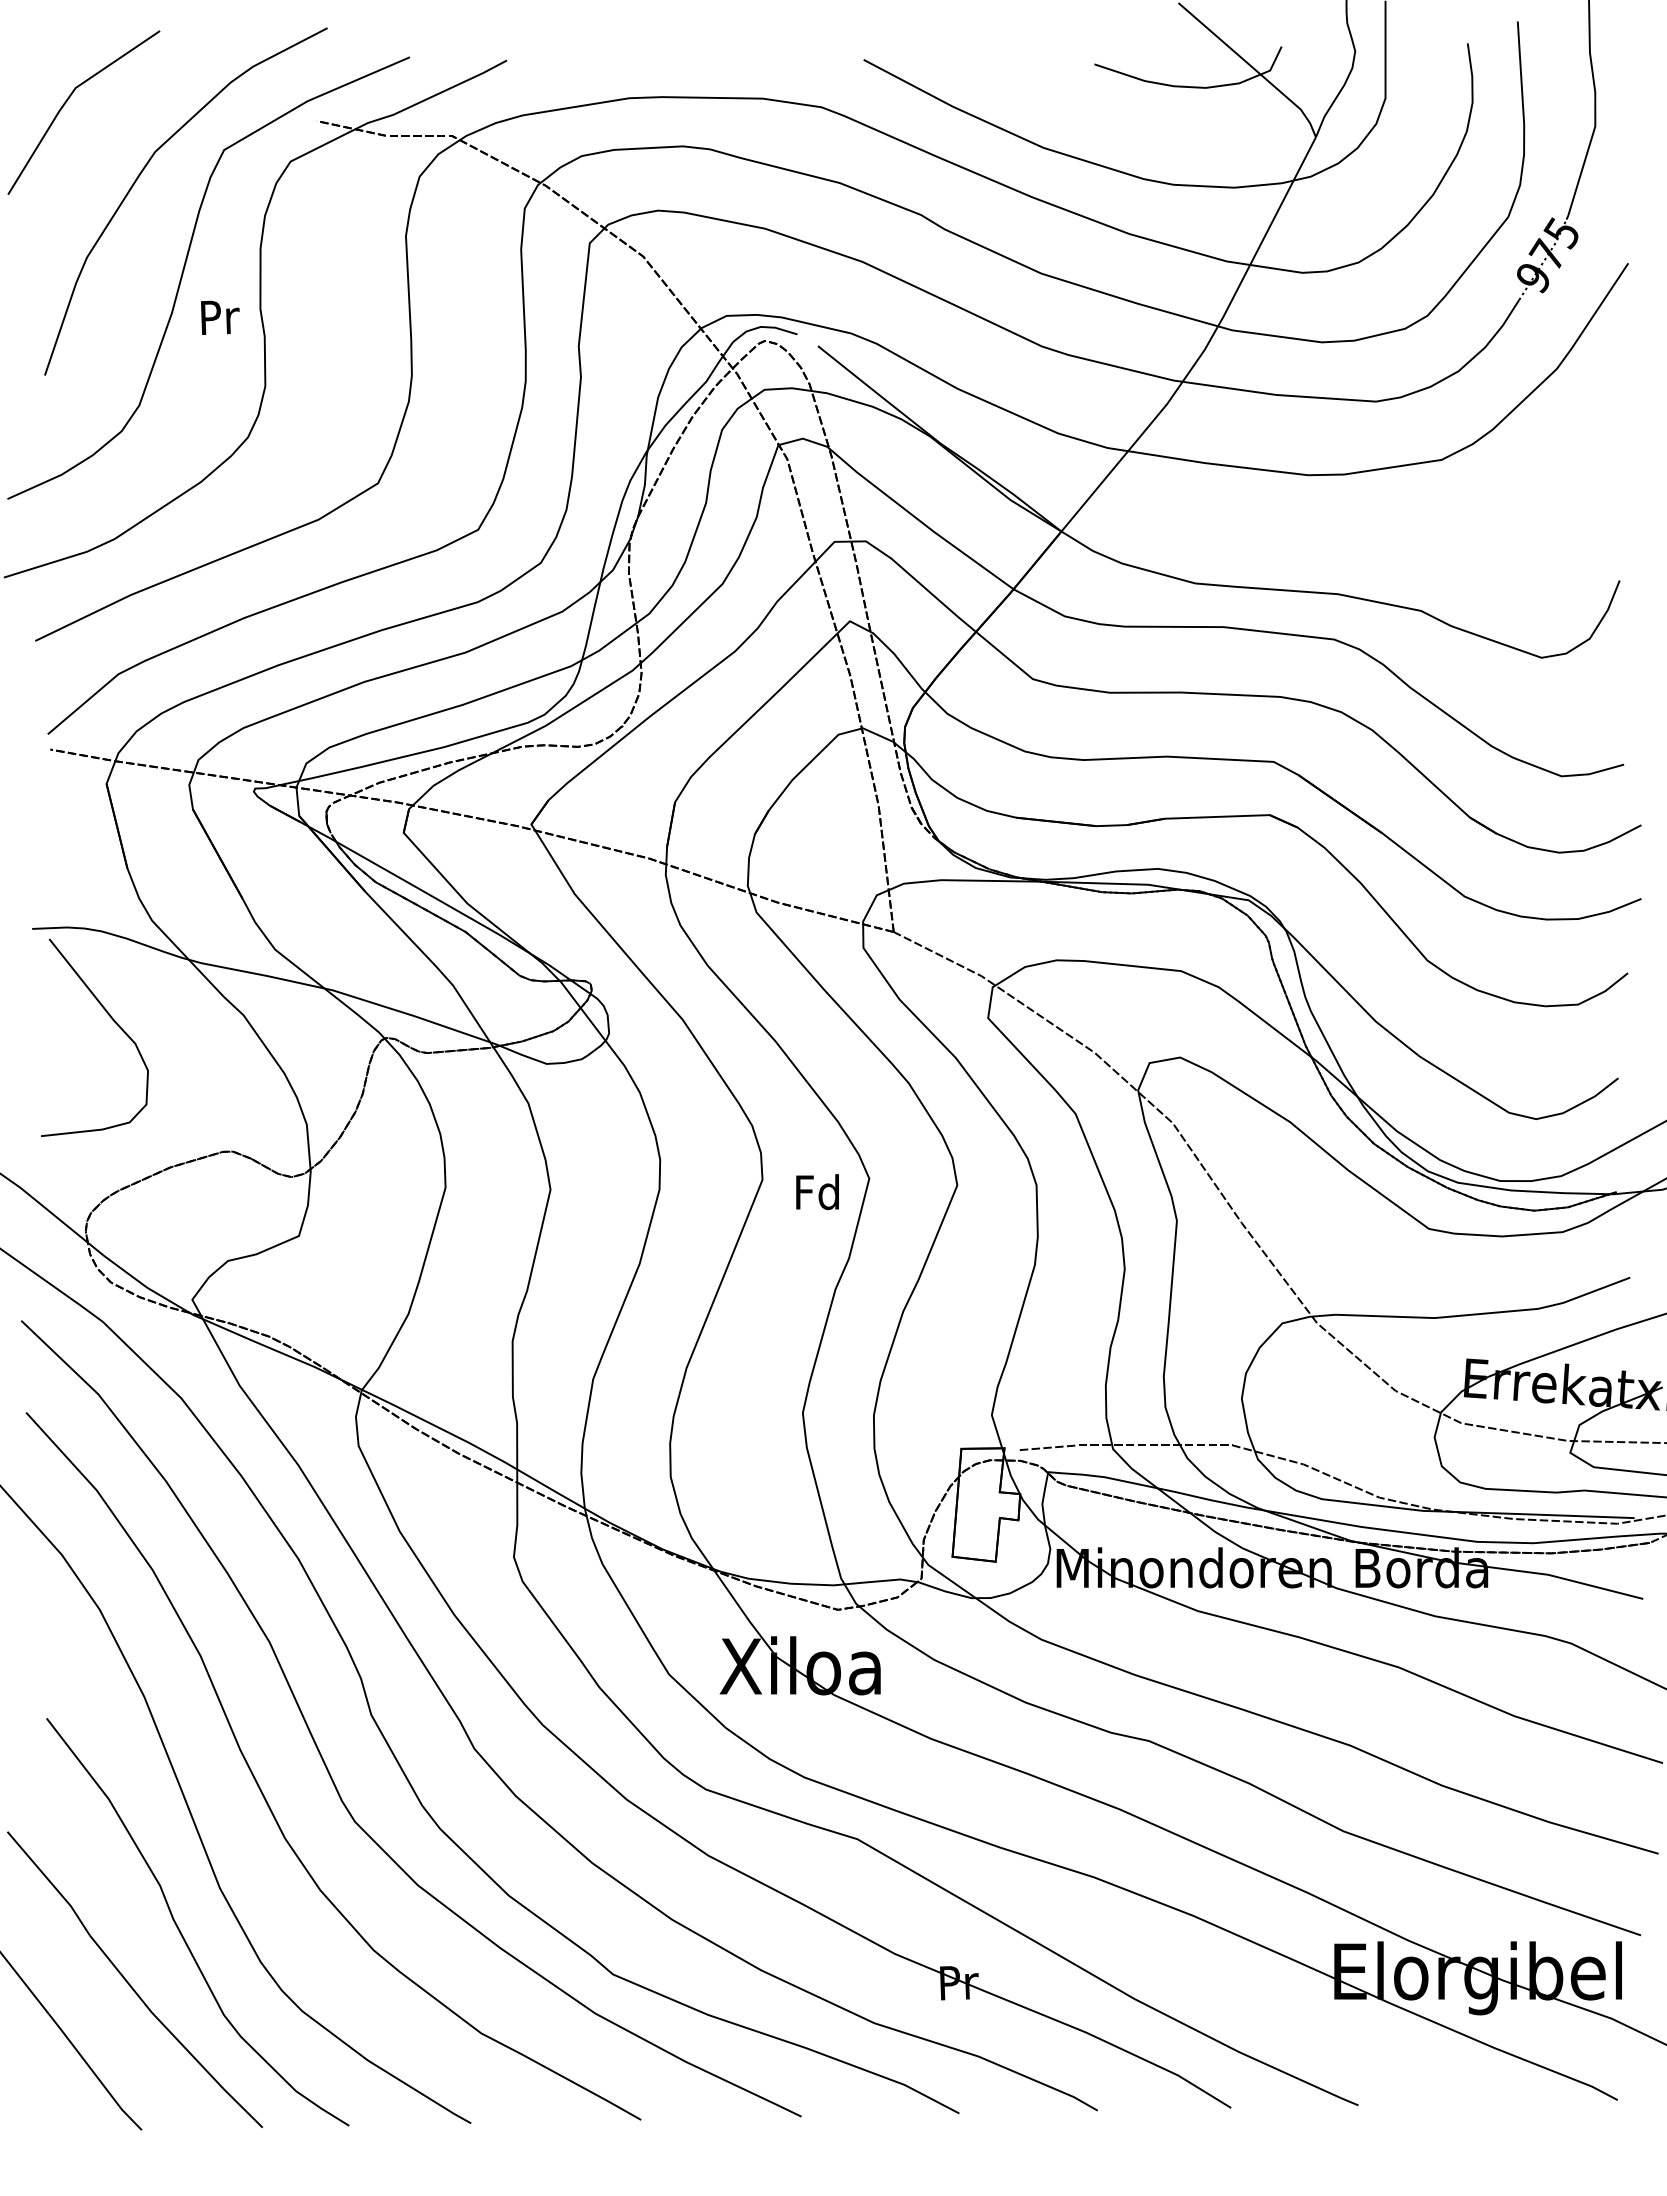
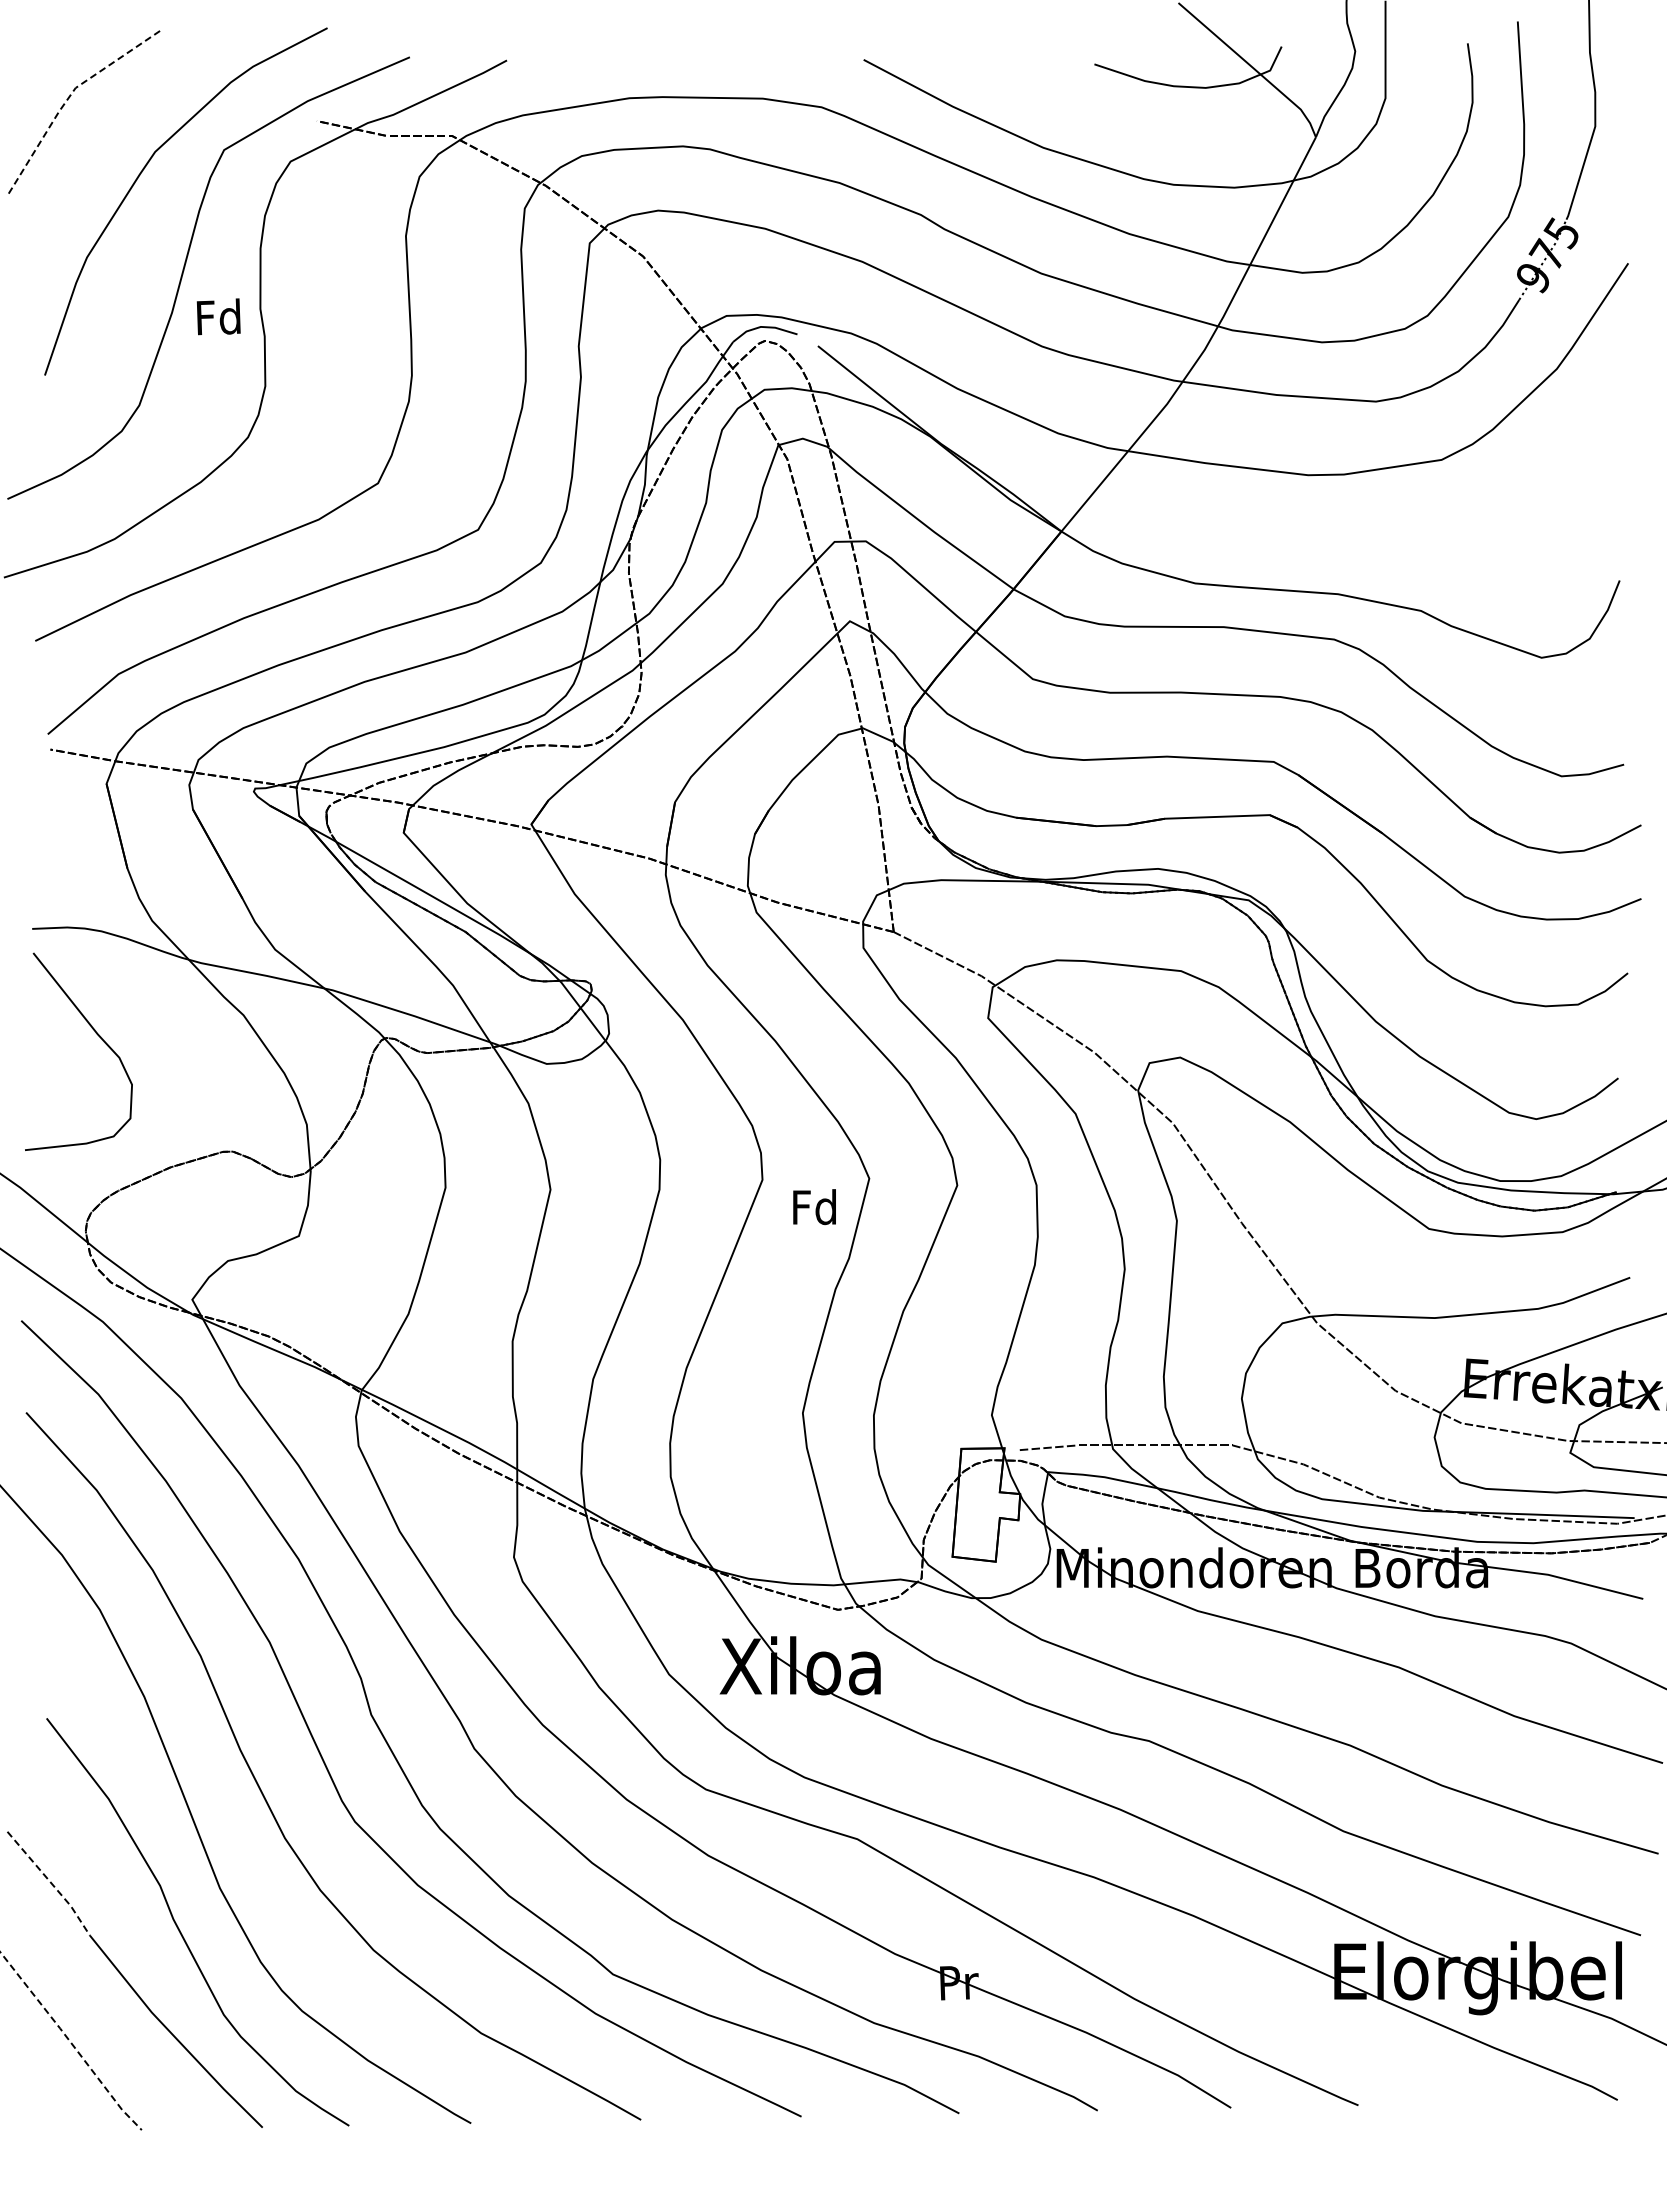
line: solid -> dashed (68, 98)
text: Pr -> Fd (218, 316)
curve position: (111, 1019) -> (95, 1033) (95, 1033)
text position: (817, 1192) -> (814, 1207) (814, 1207)
line: solid -> dashed (50, 1882)
line: solid -> dashed (70, 2042)
